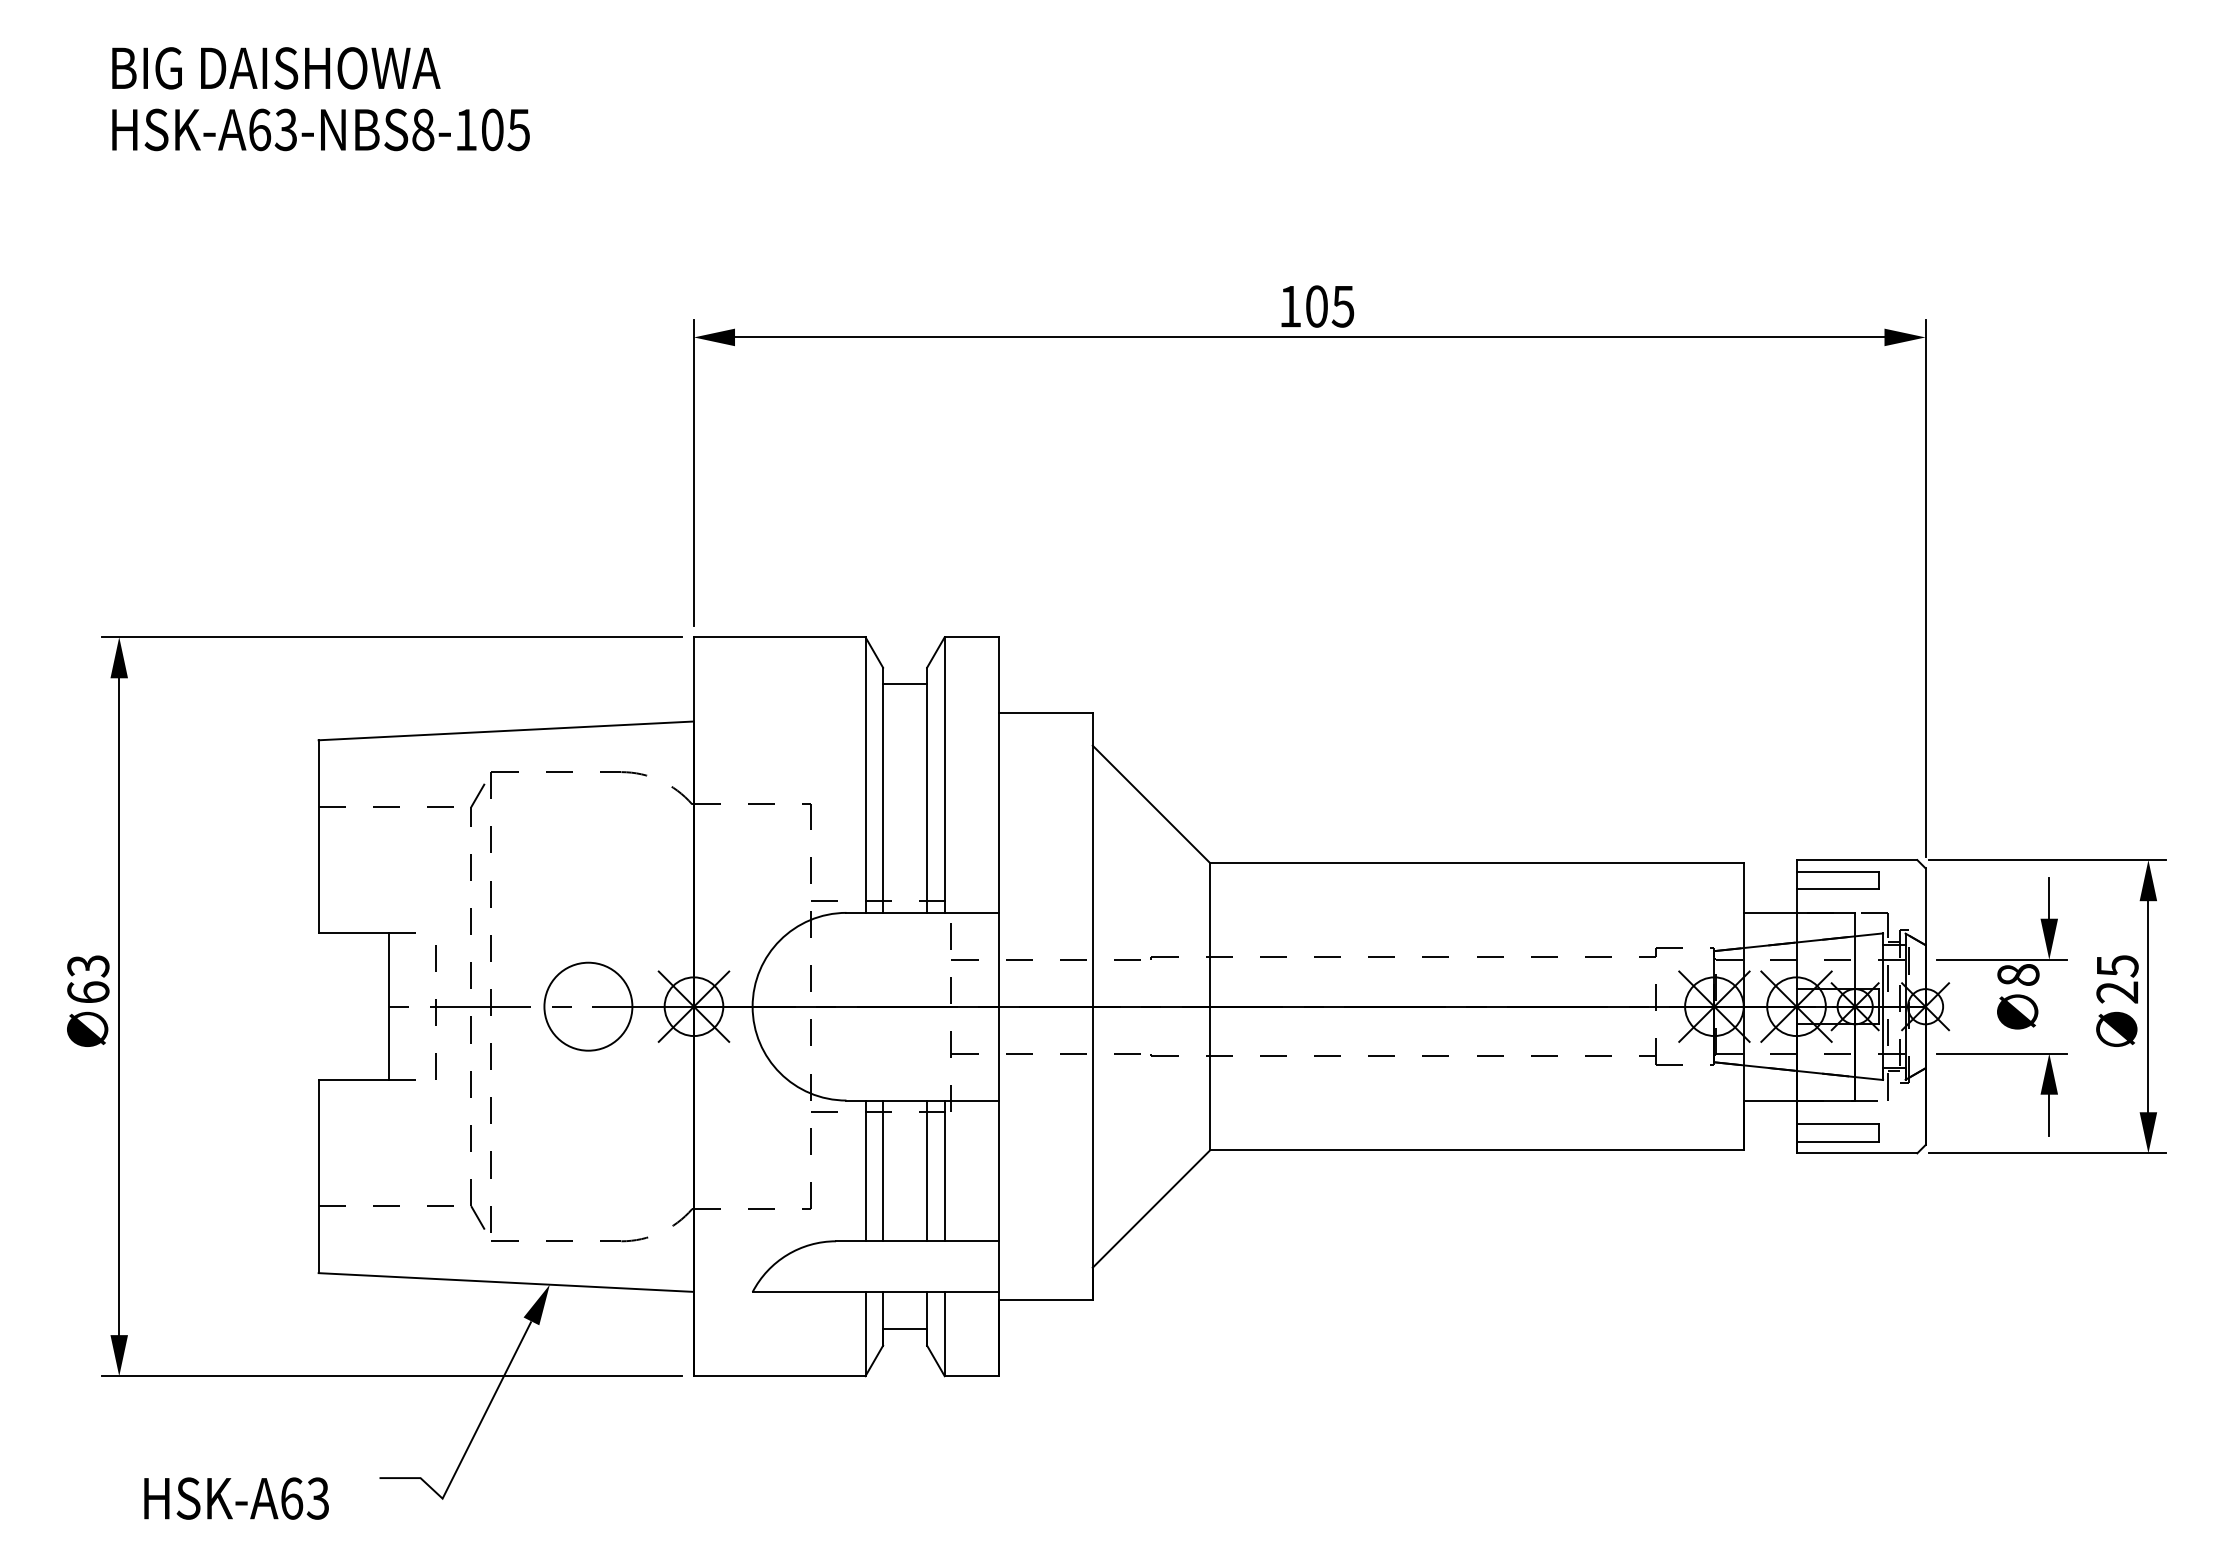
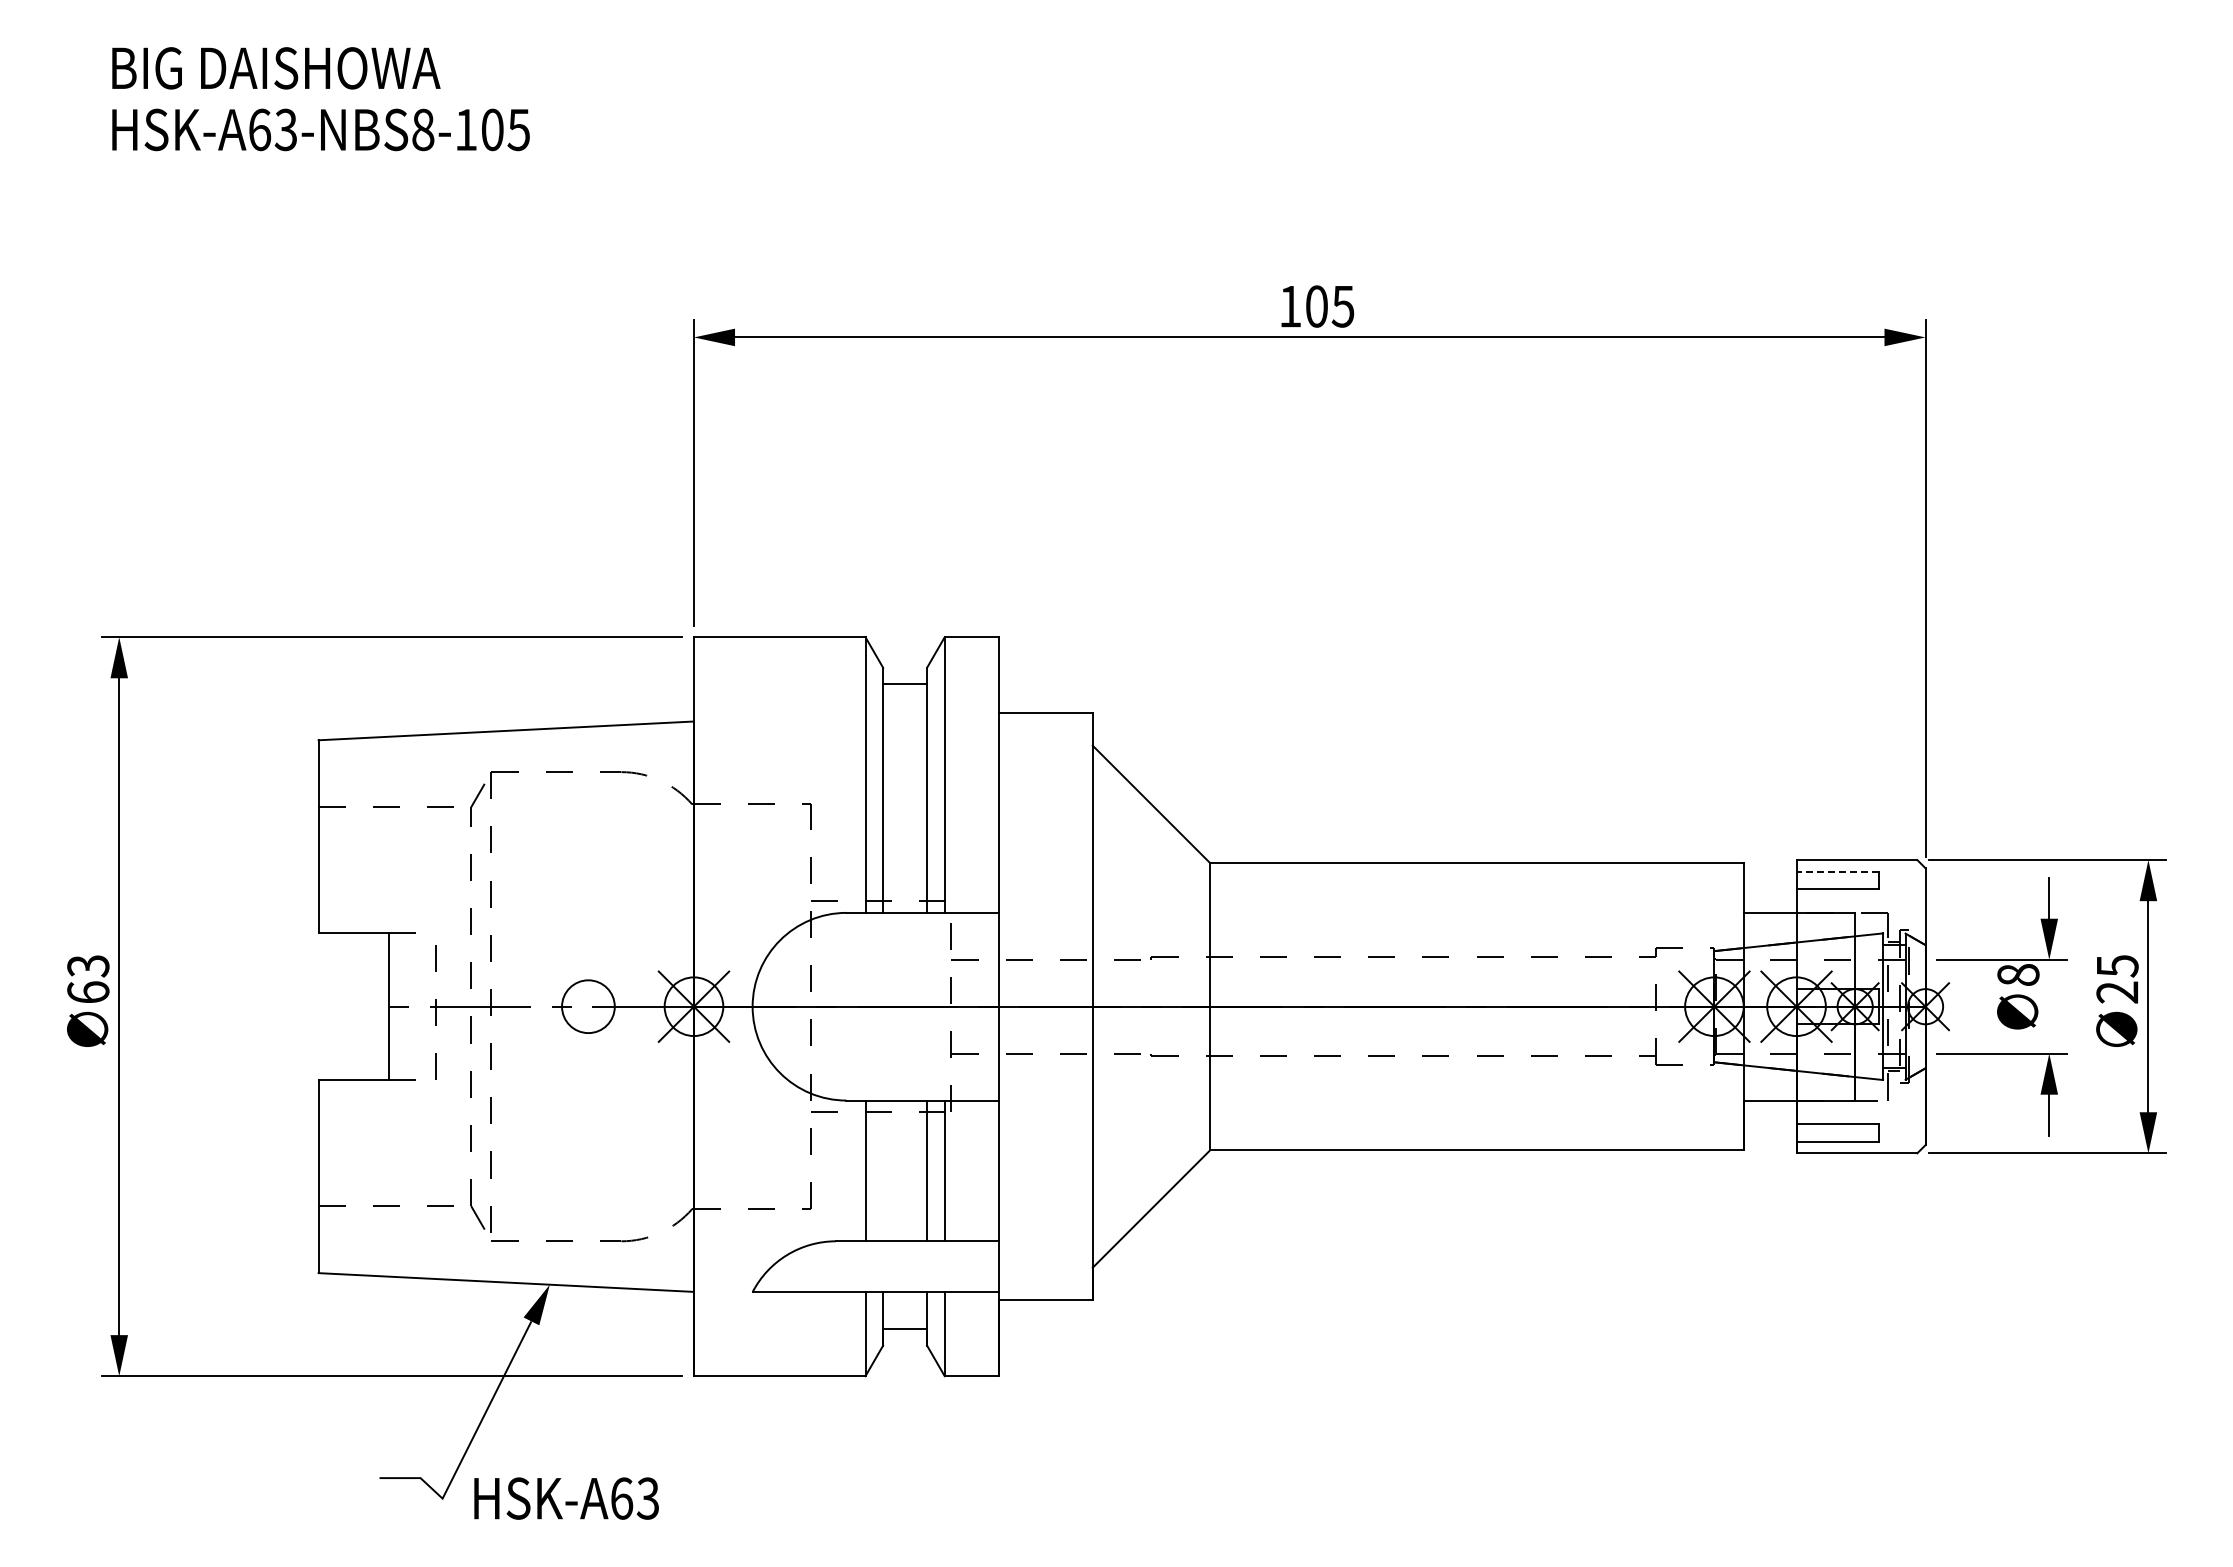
line: solid -> dashed (1837, 871)
circle diameter: 88 px -> 53 px (588, 1006)
line: present -> none (883, 1170)
text position: (236, 1498) -> (566, 1498) (566, 1498)
